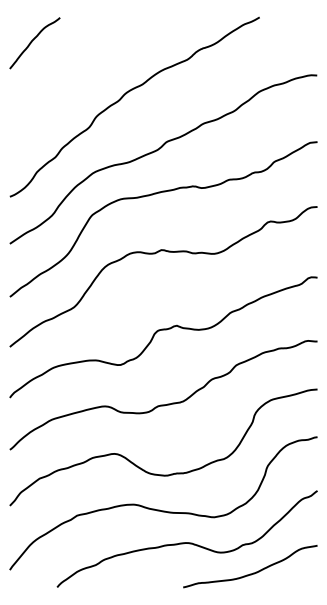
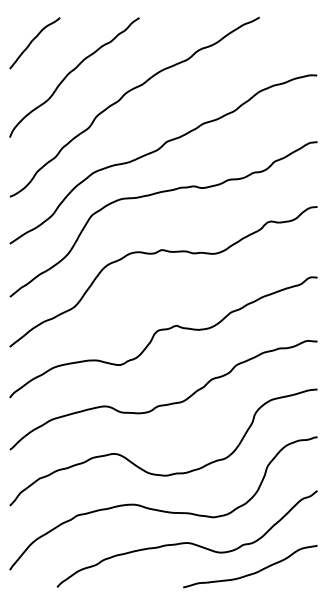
curve: none -> present (70, 73)
